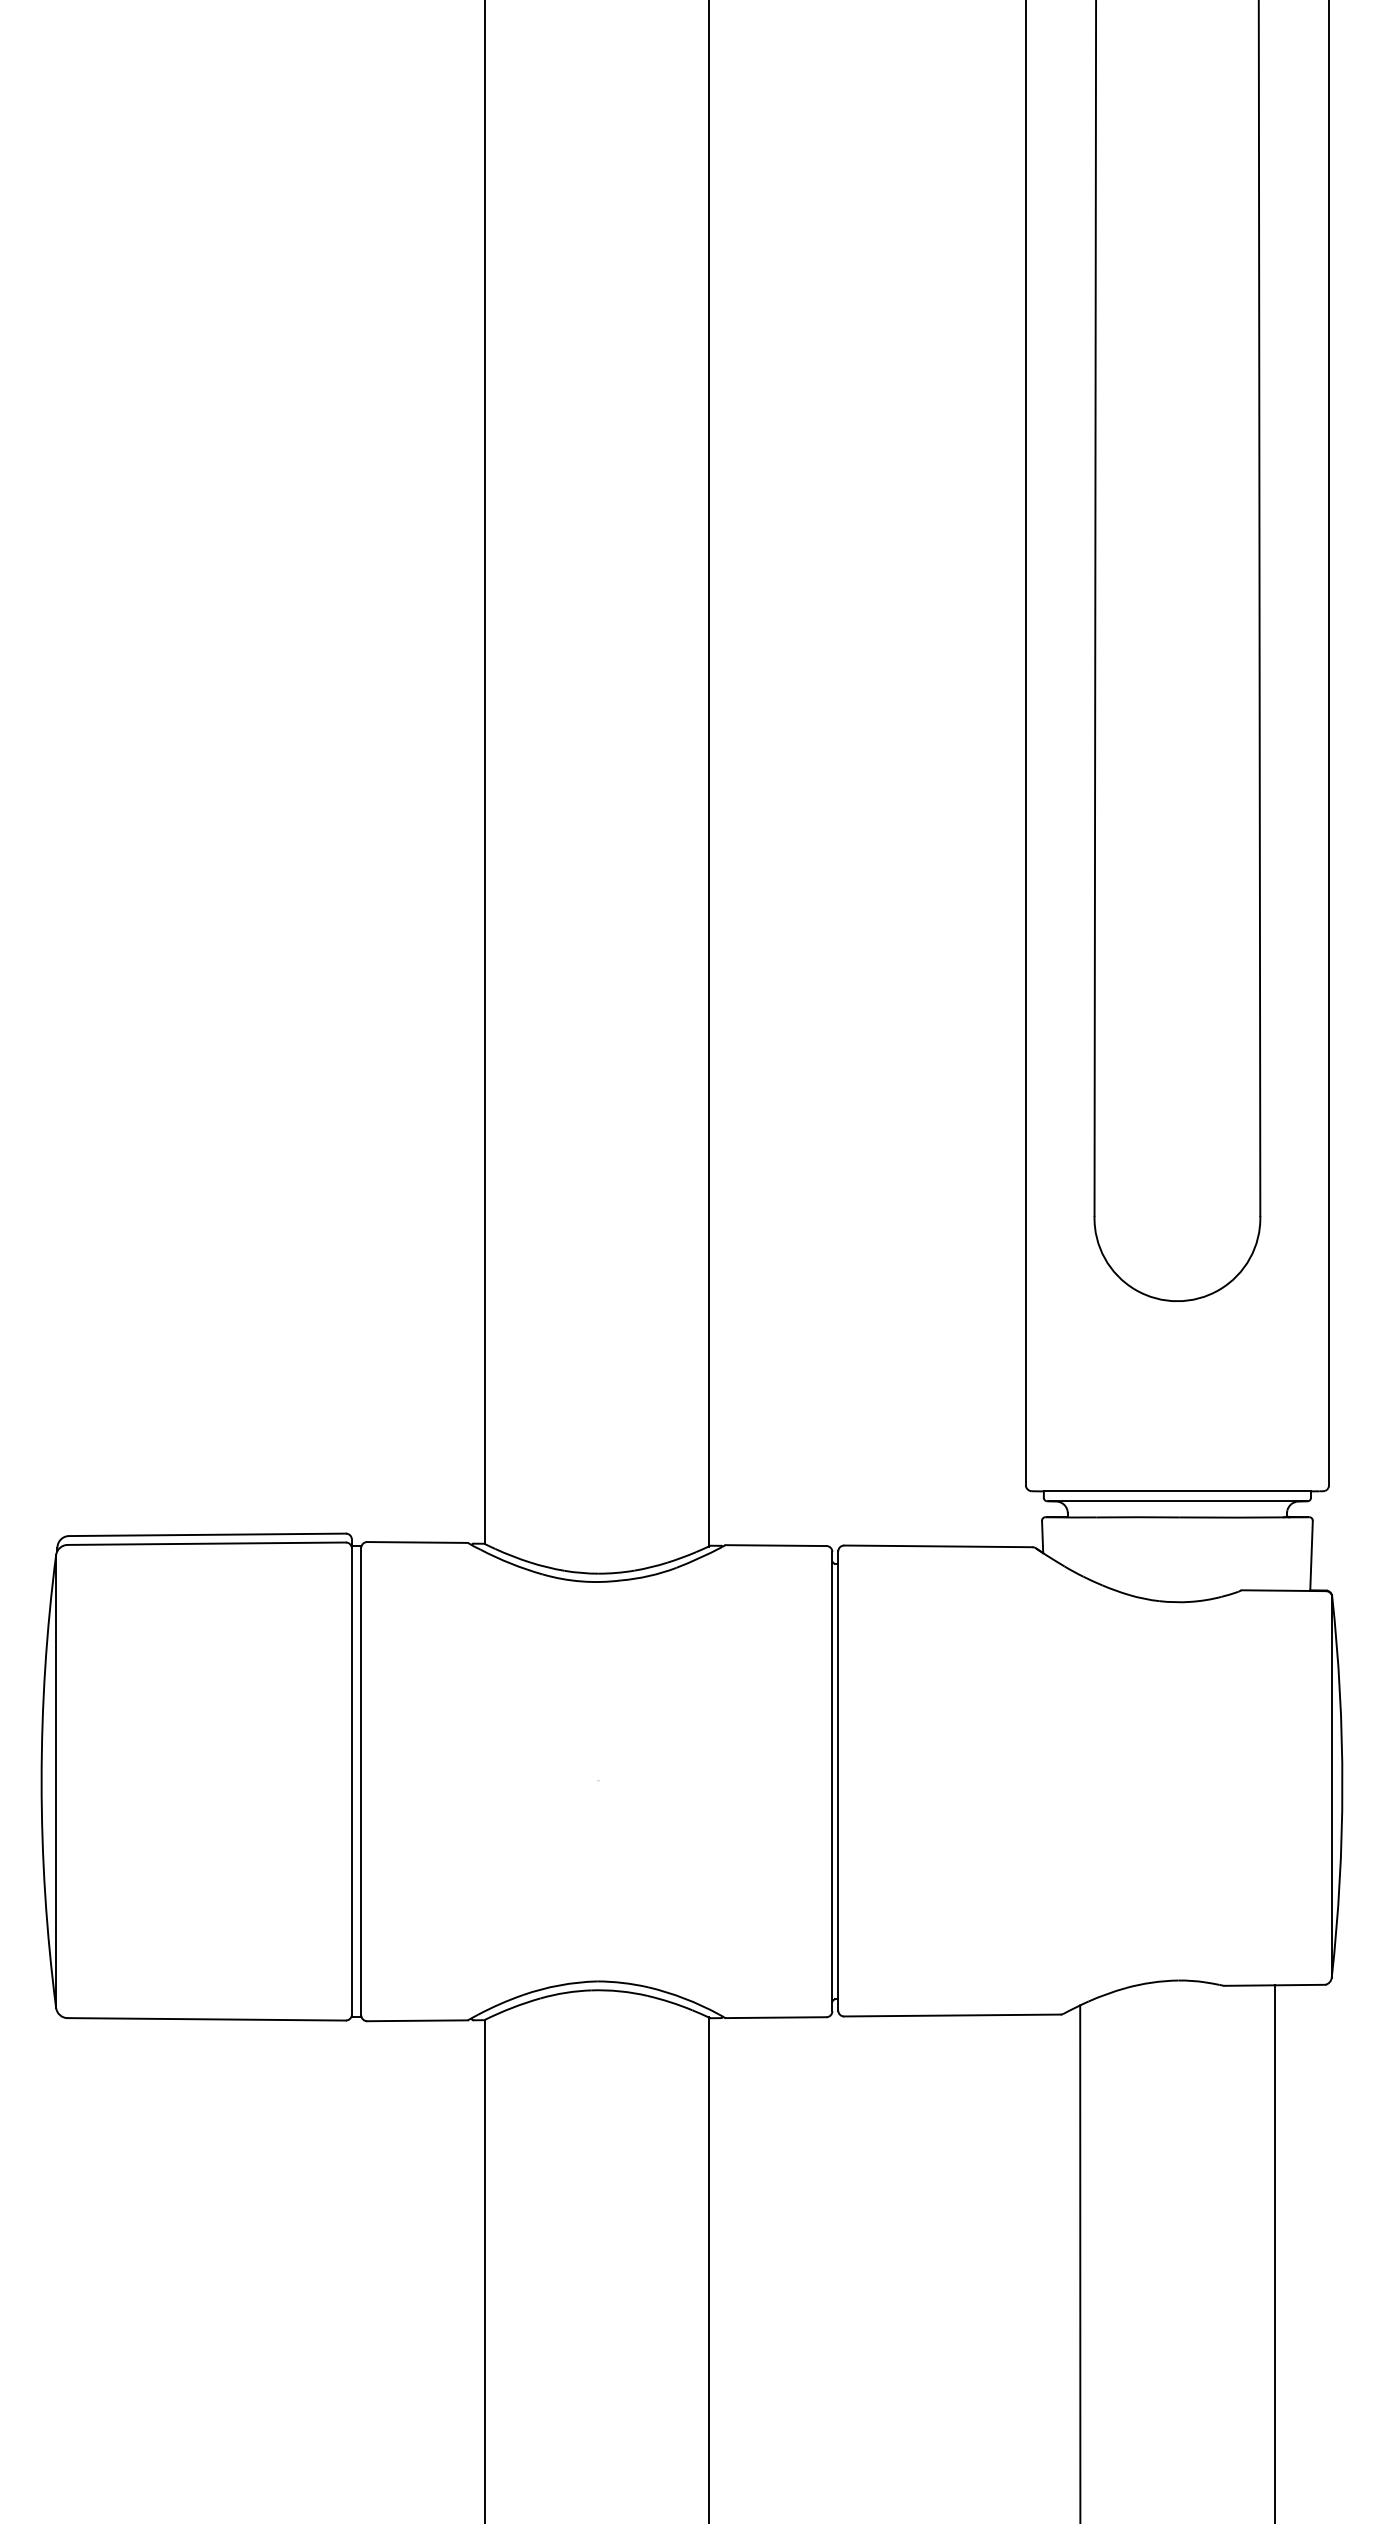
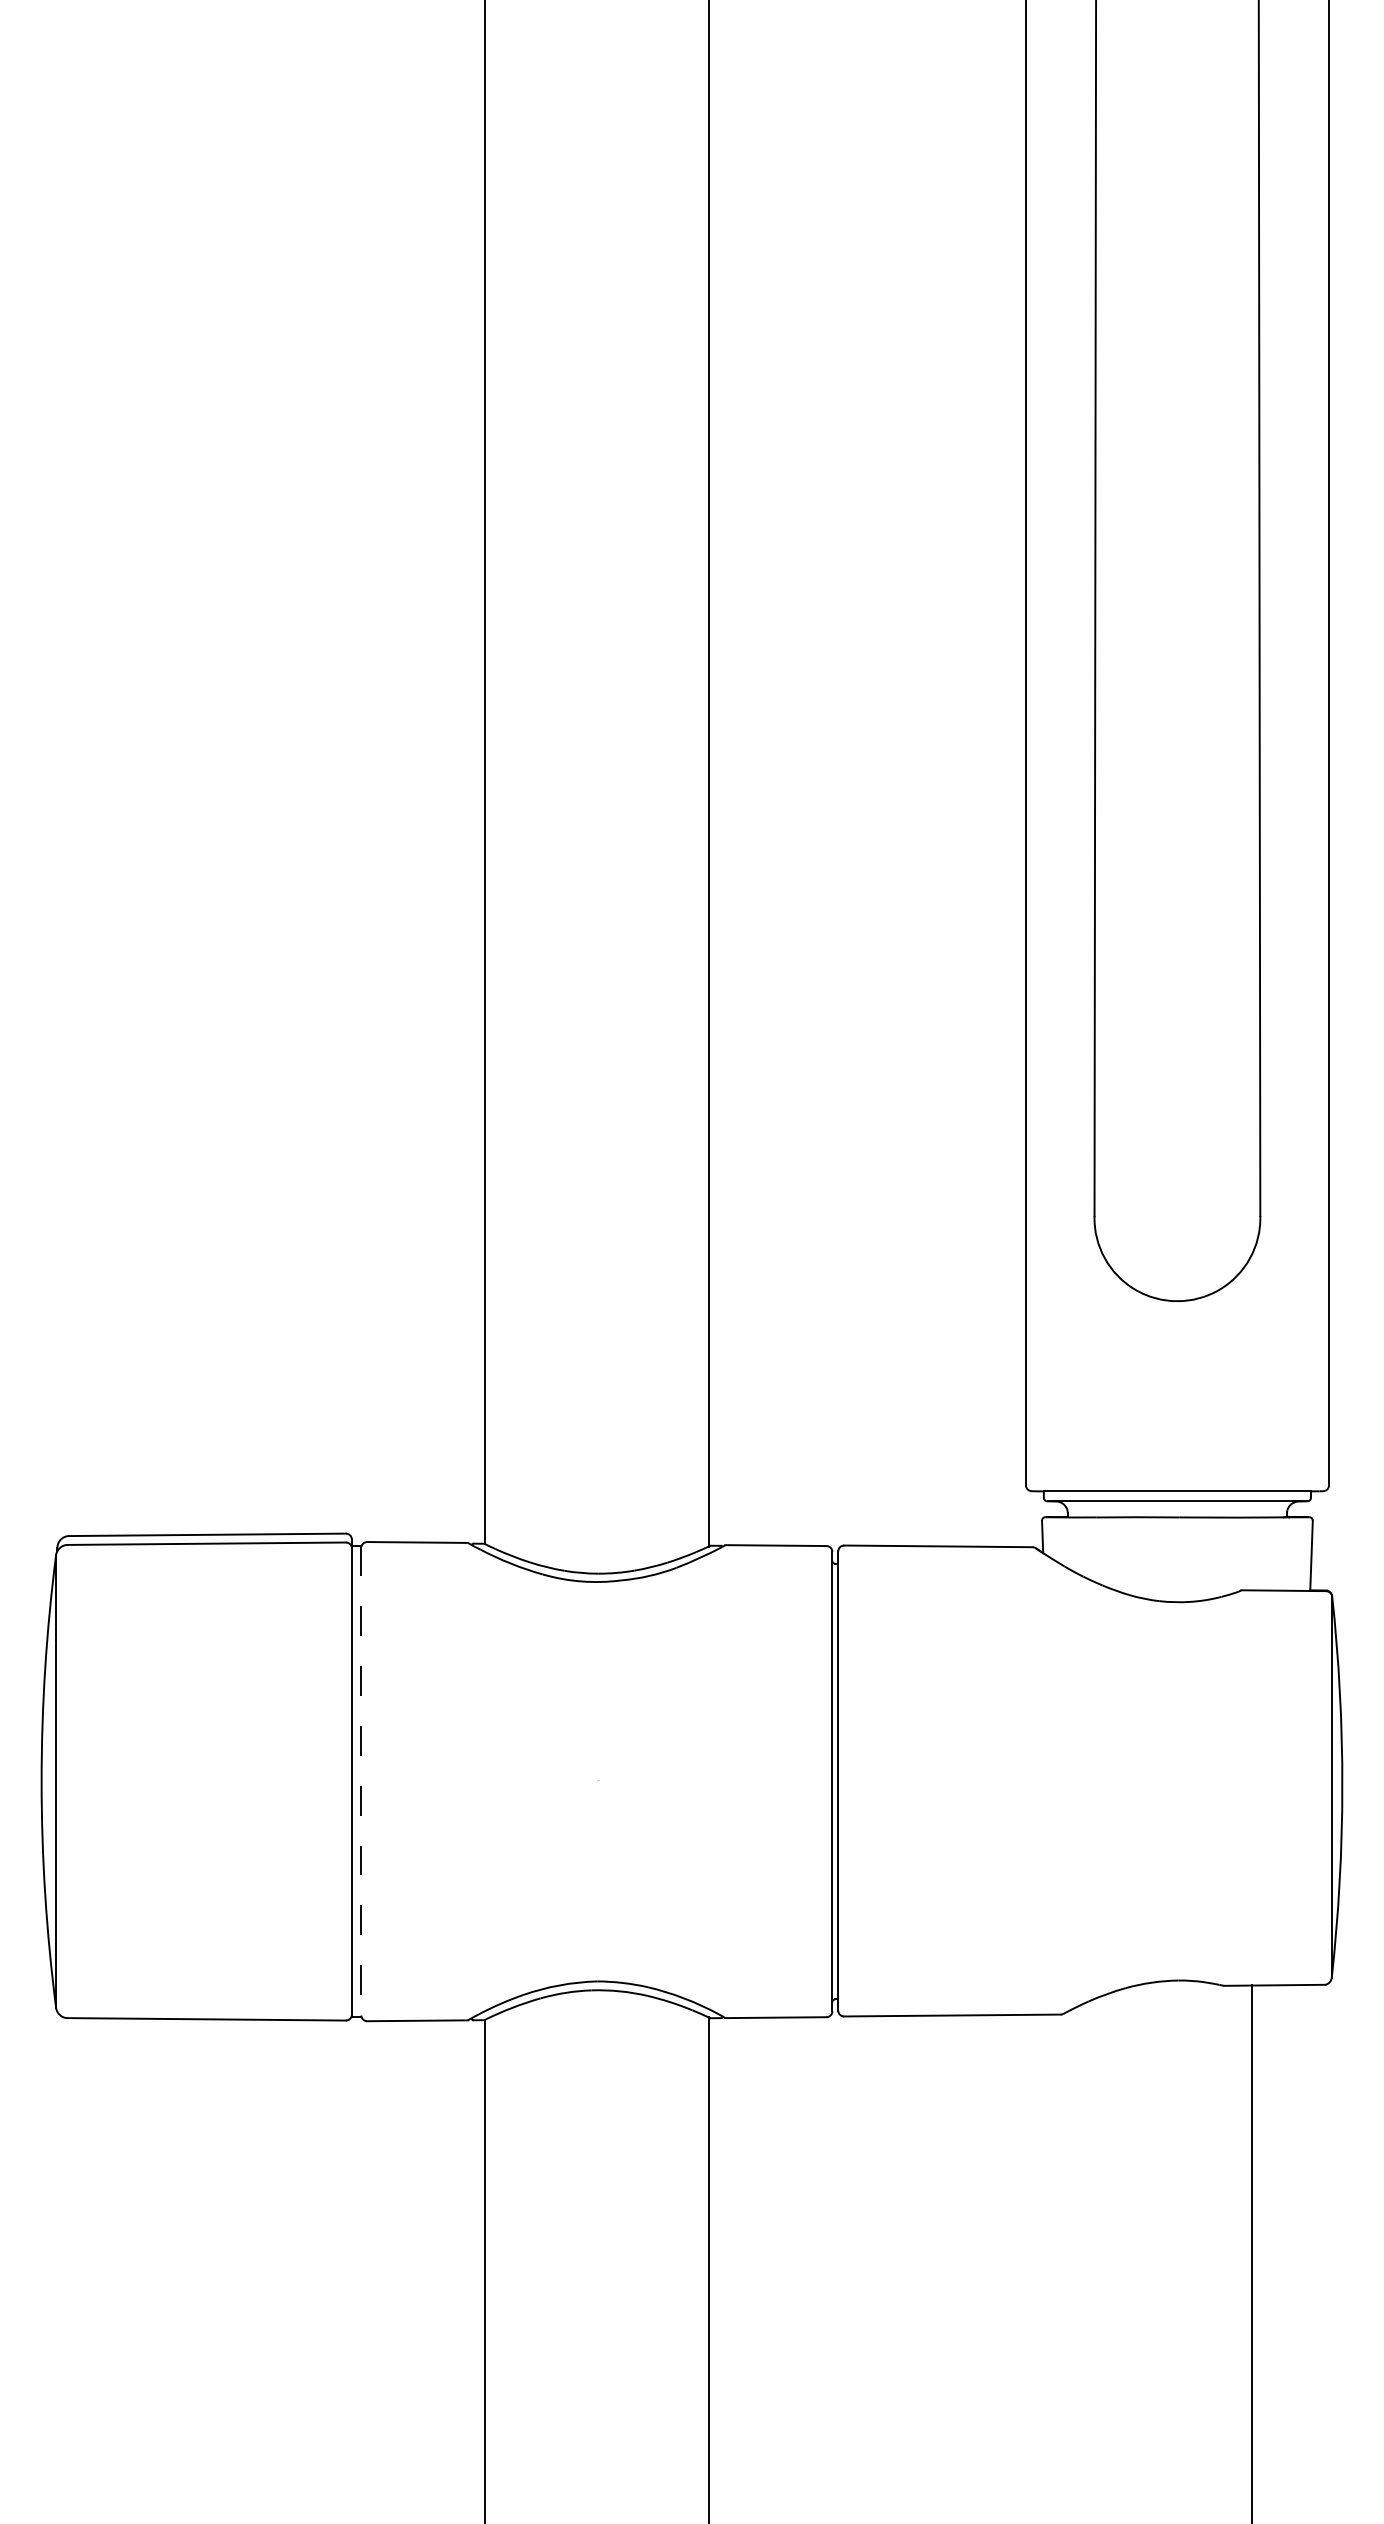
line: solid -> dashed (361, 1782)
line position: (1274, 2252) -> (1251, 2252) (1251, 2252)
line: present -> none (1080, 2262)
